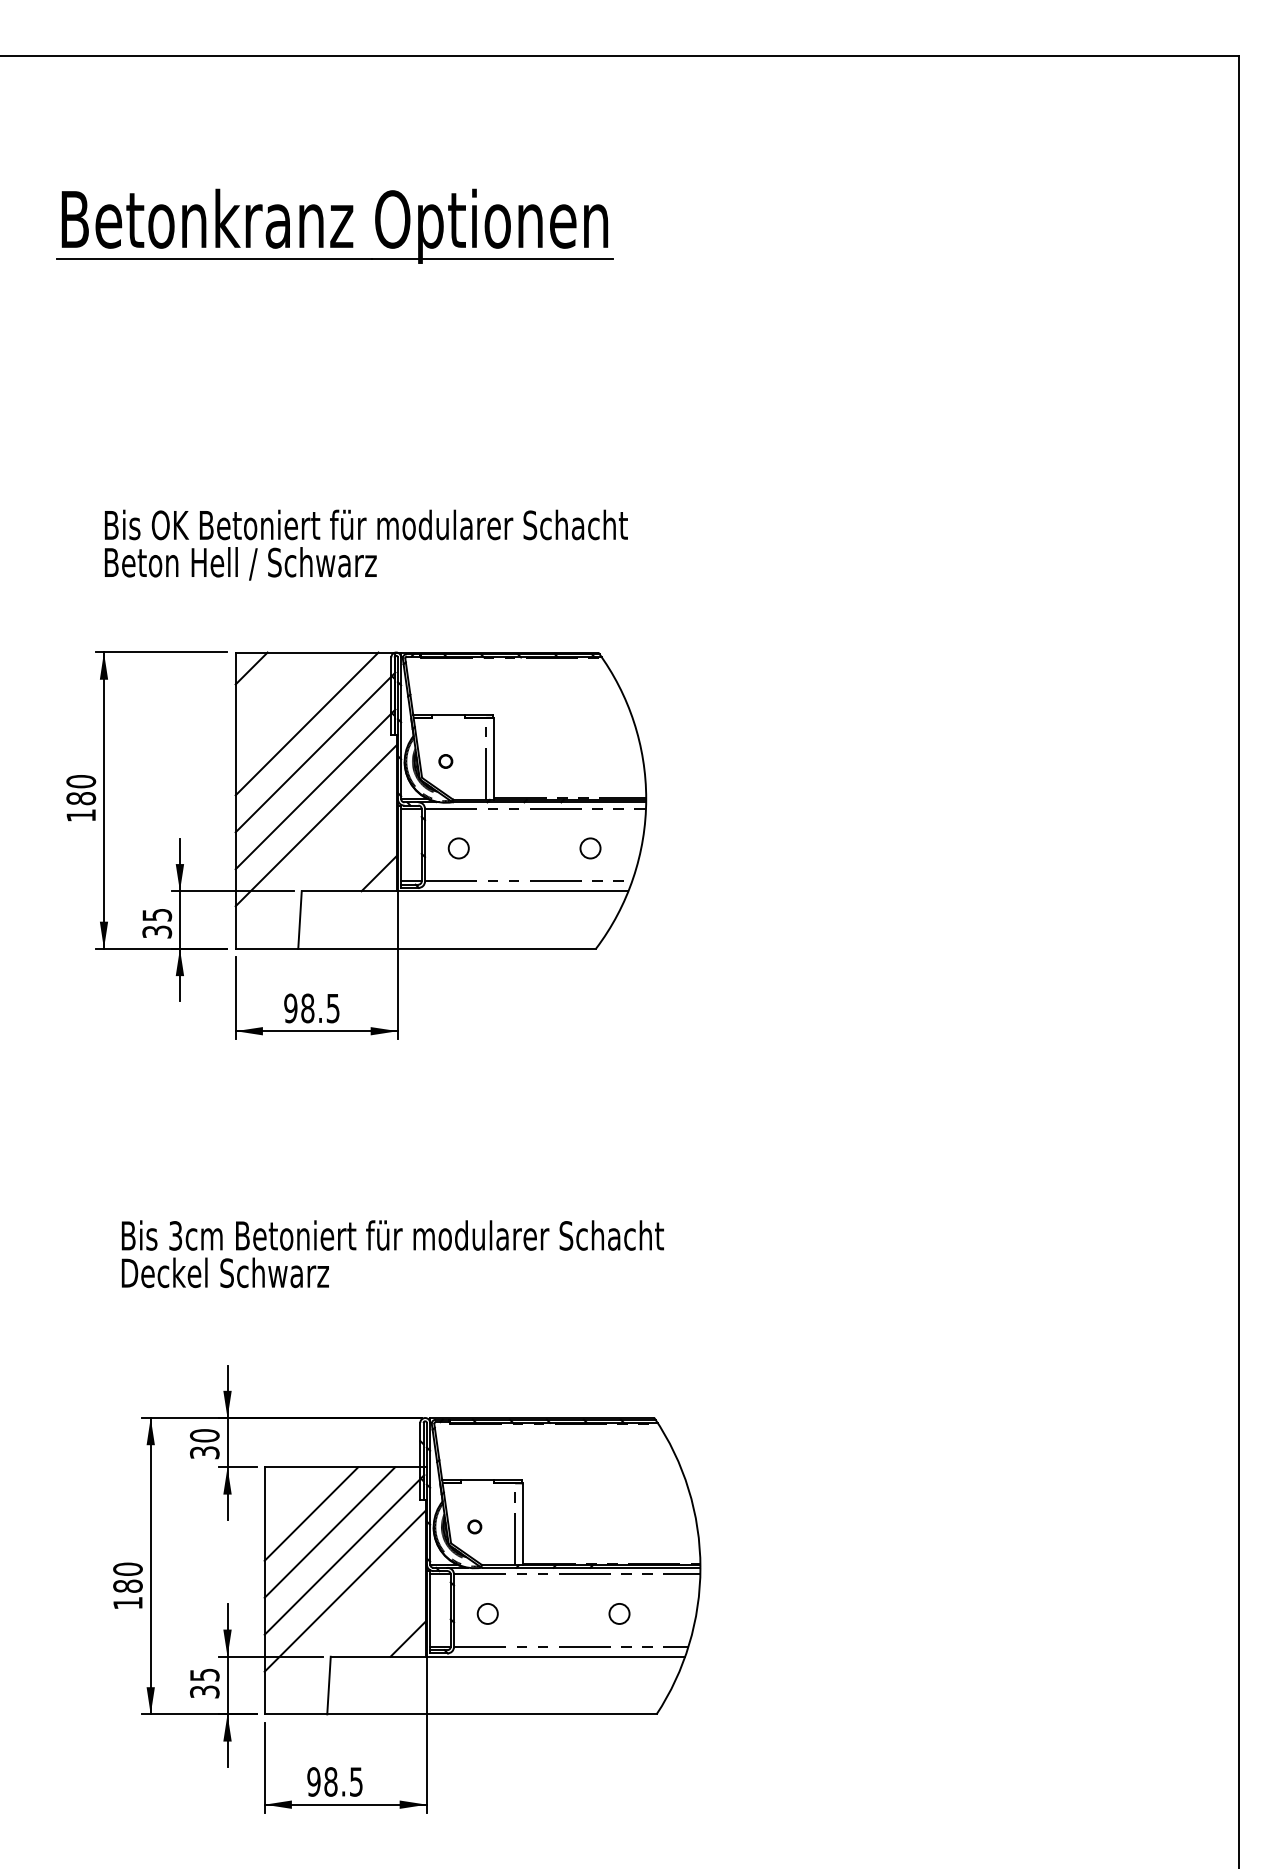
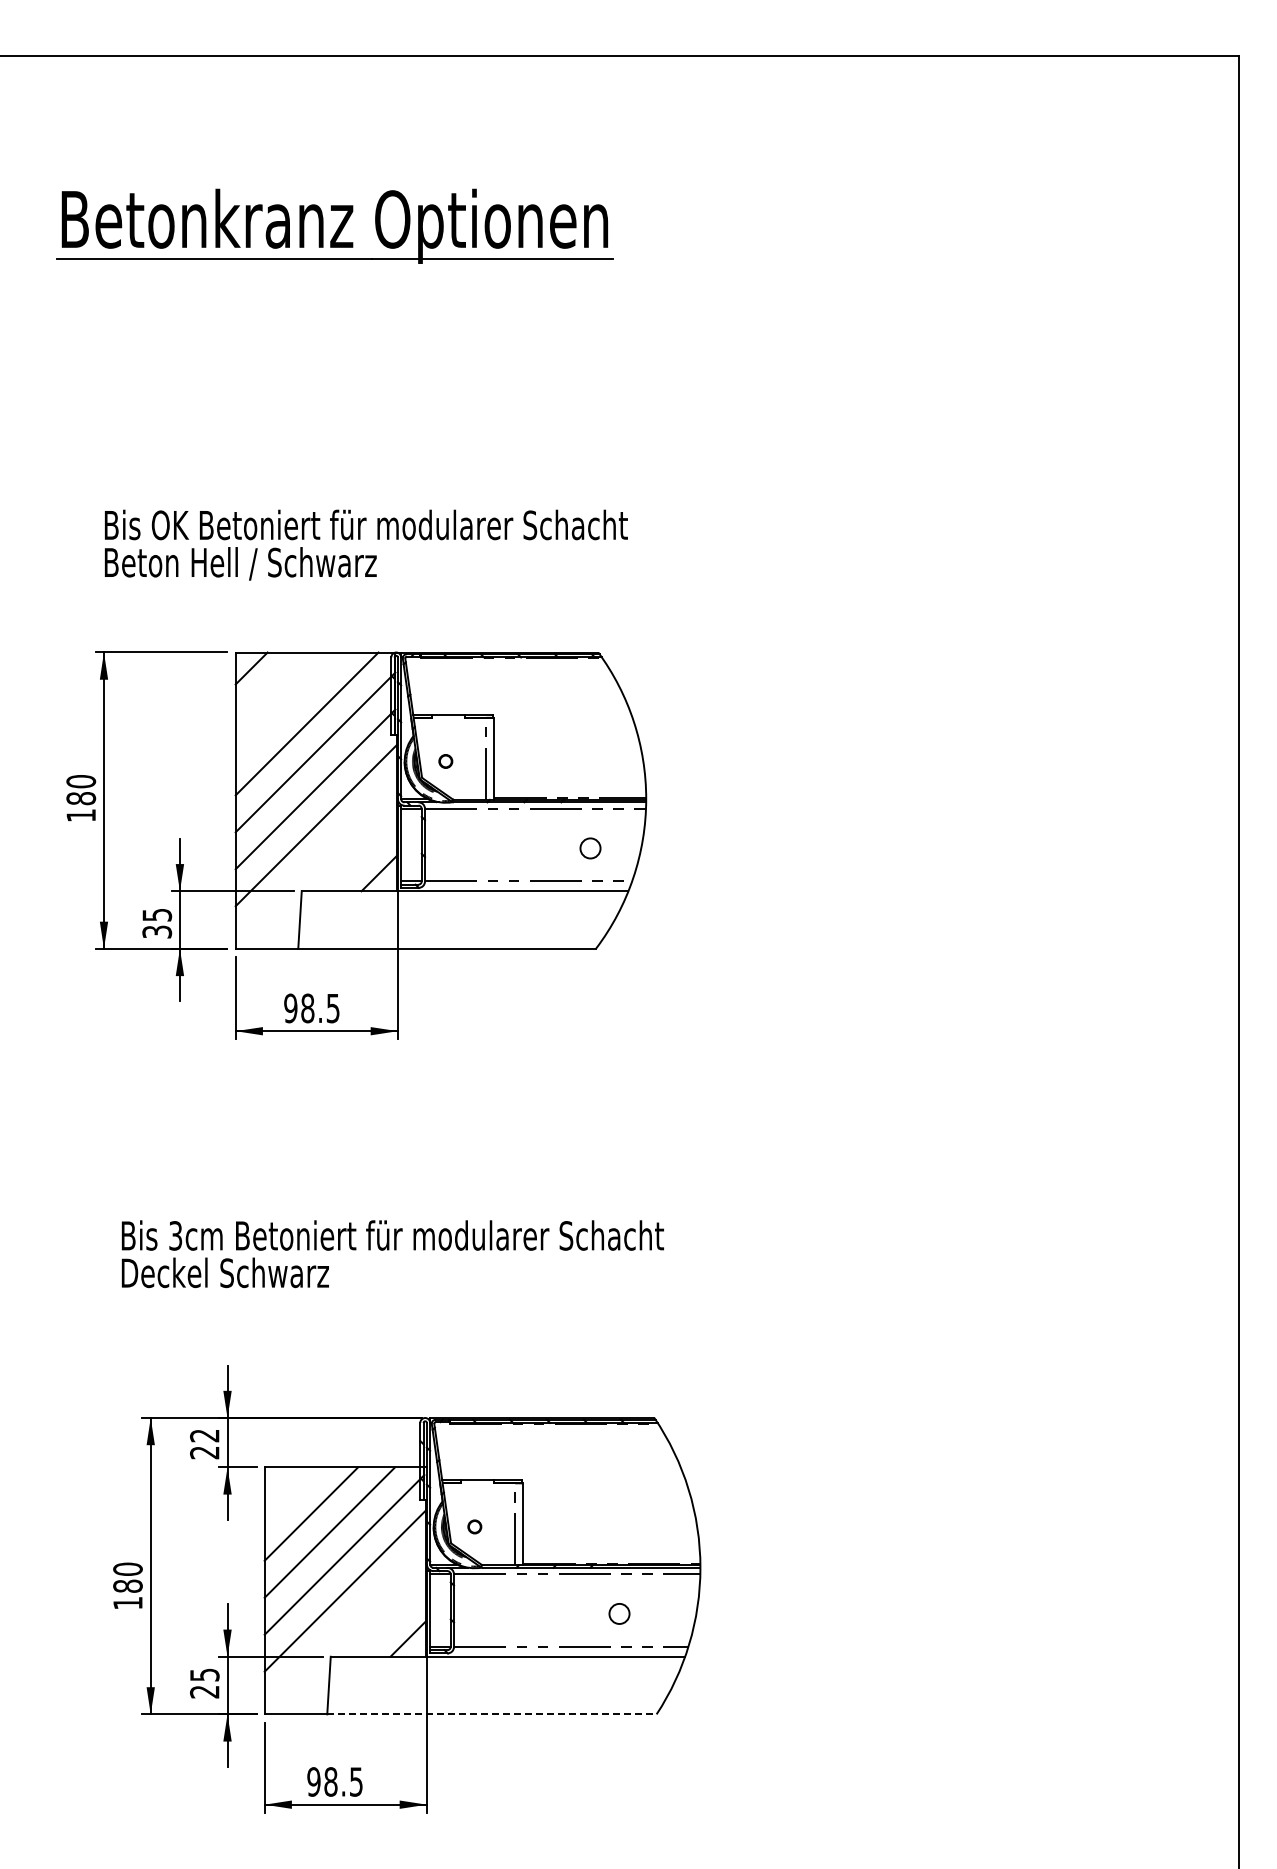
circle: present -> none (458, 848)
text: 30 -> 22 (204, 1444)
circle: present -> none (487, 1613)
text: 35 -> 25 (204, 1691)
line: solid -> dashed (491, 1714)
